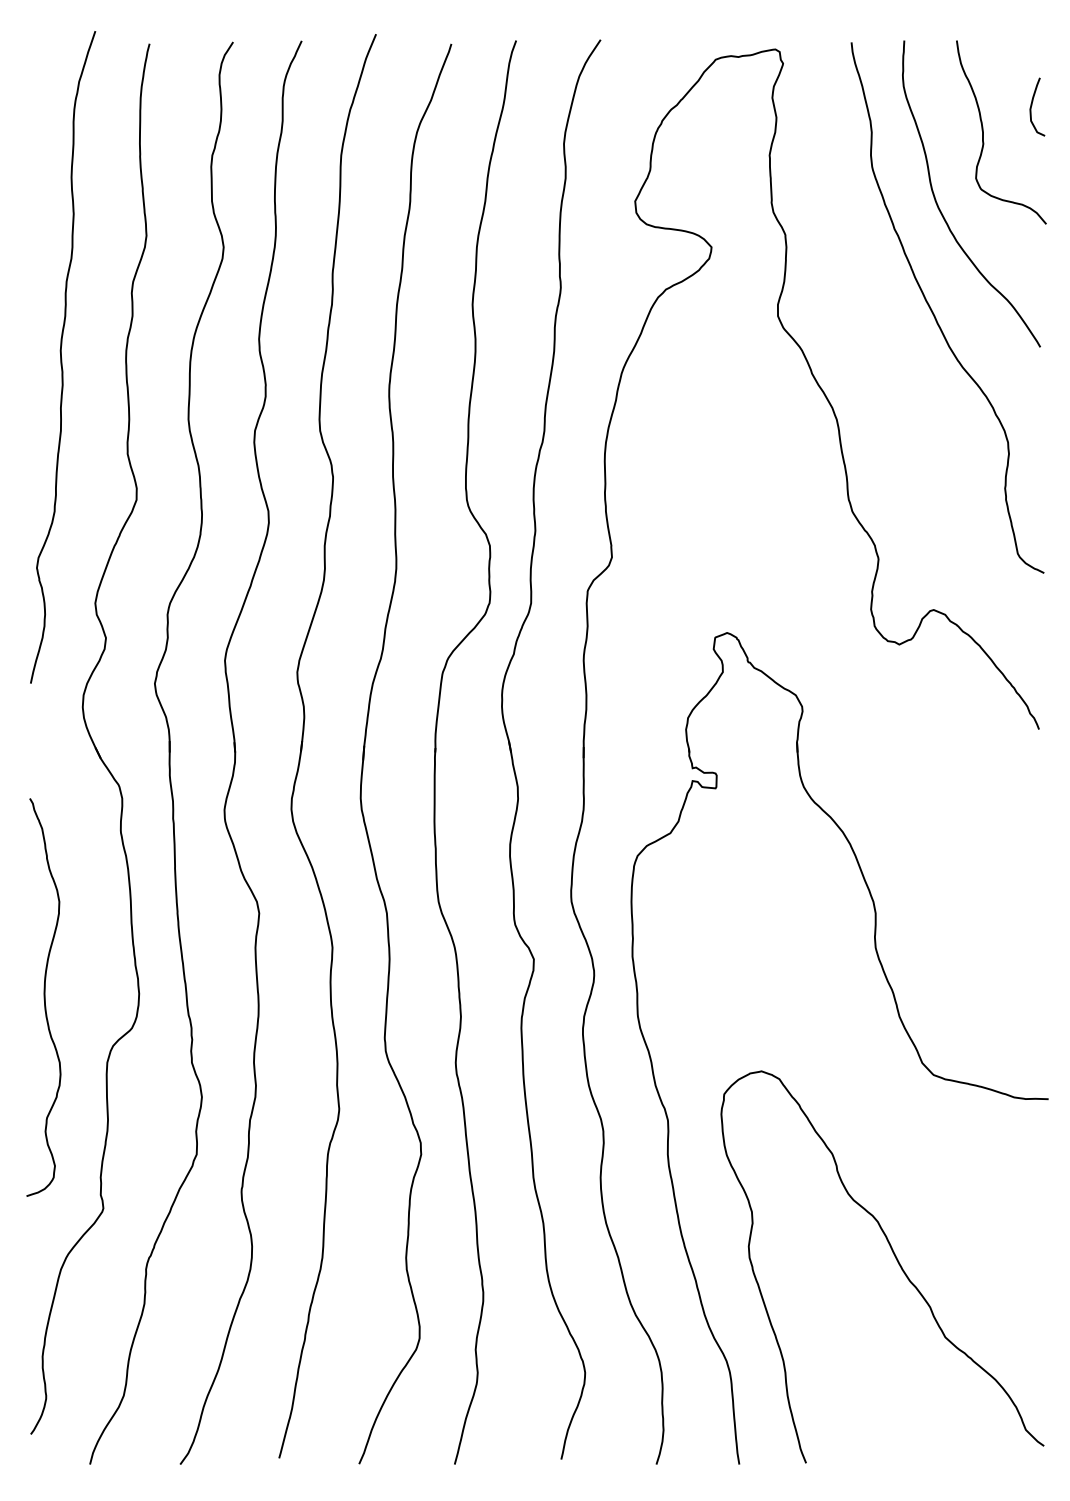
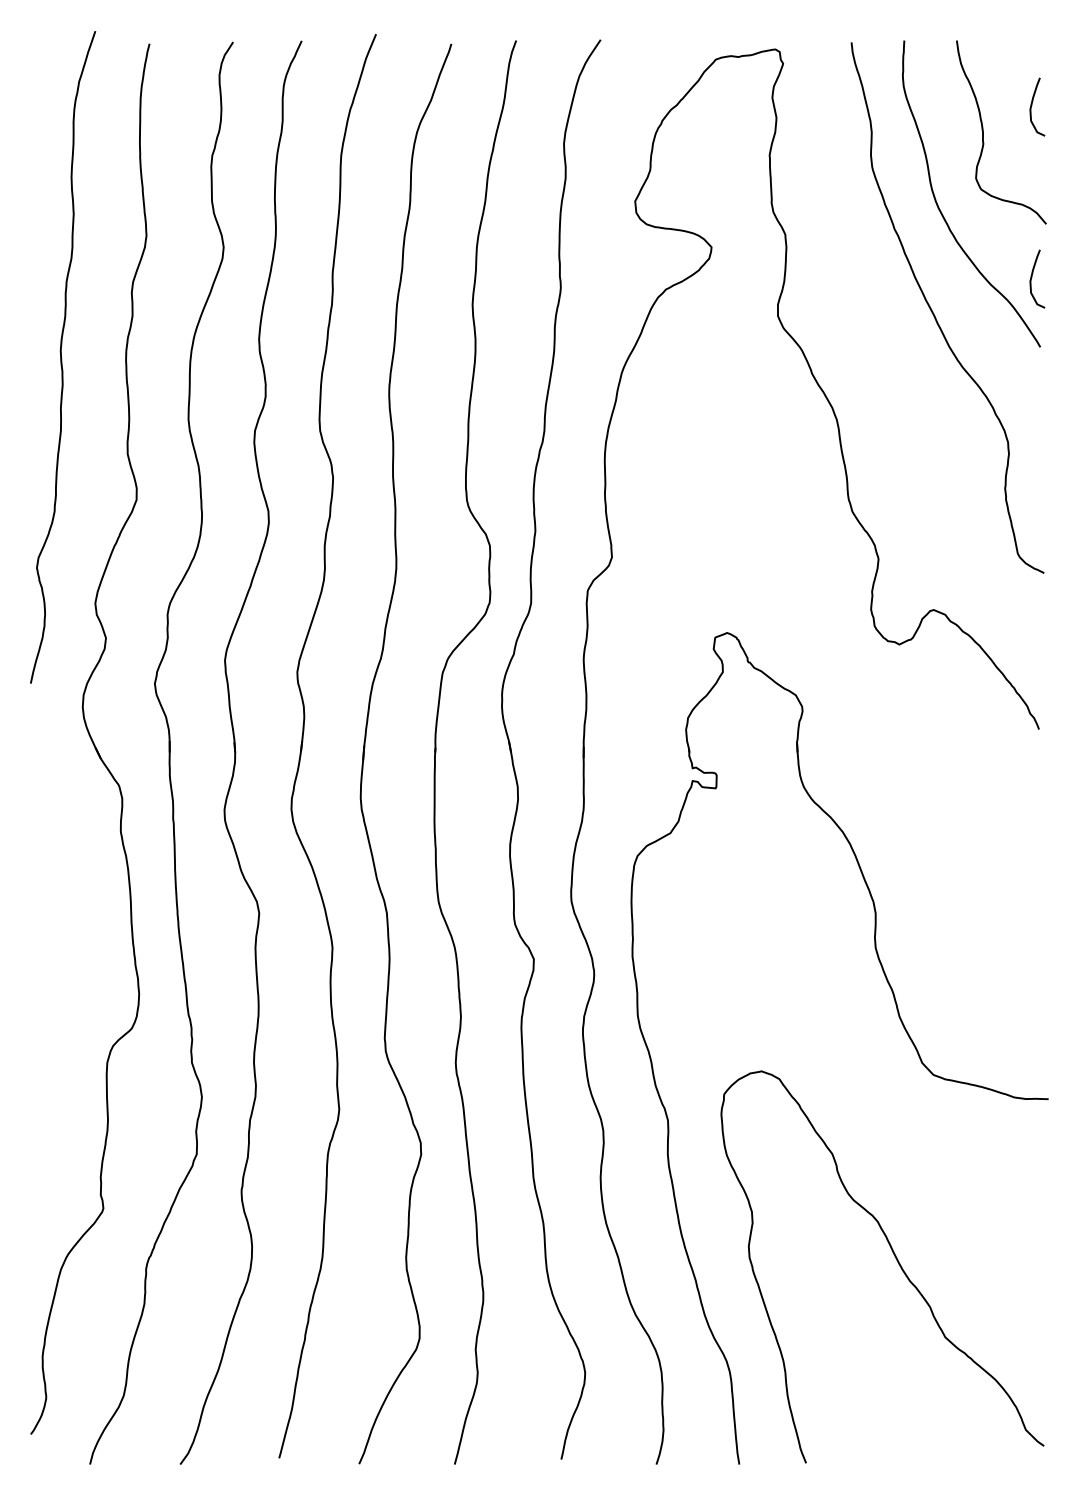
curve: none -> present (1032, 277)
curve: present -> none (43, 997)
